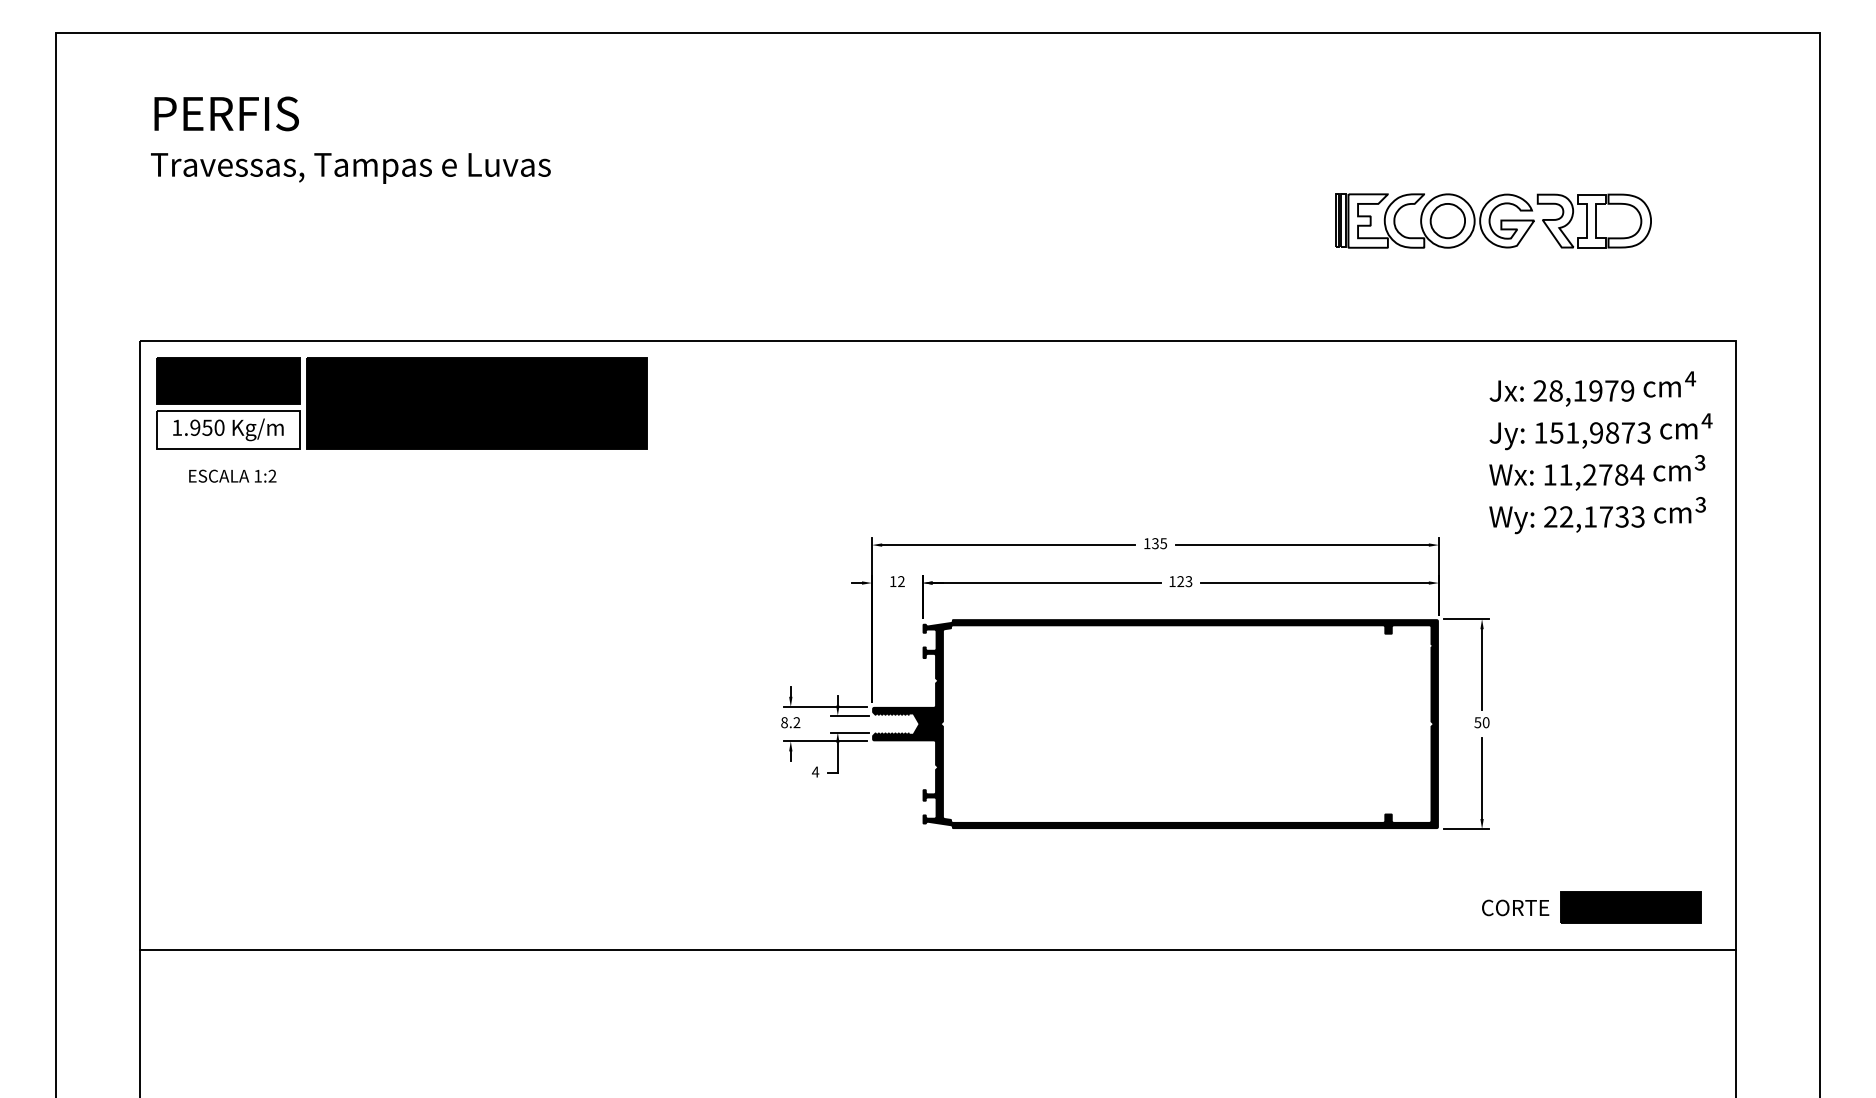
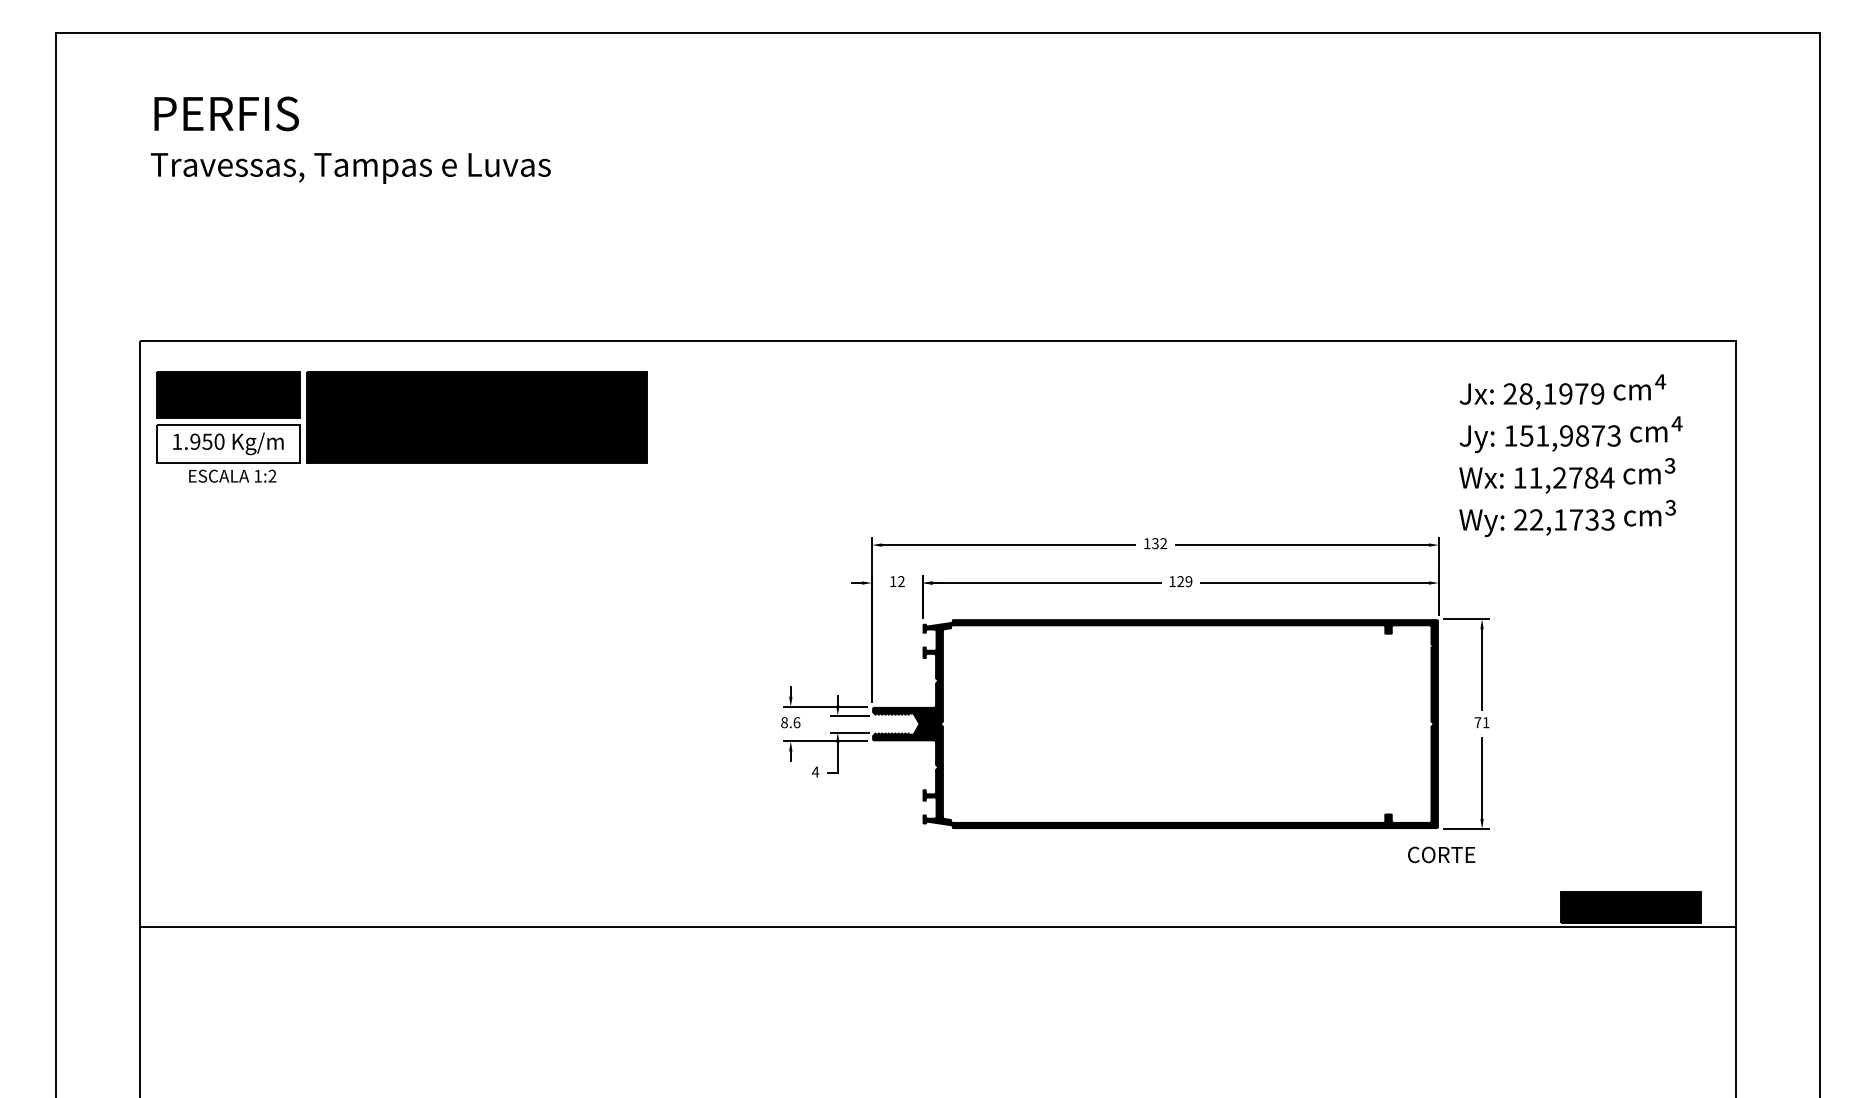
part: present -> none (1493, 220)
part position: (401, 403) -> (401, 417) (401, 417)
text position: (1600, 452) -> (1570, 455) (1570, 455)
text: 135 -> 132 (1163, 543)
text: 123 -> 129 (1188, 581)
text: 8.2 -> 8.6 (796, 722)
text: 50 -> 71 (1481, 722)
text position: (1515, 907) -> (1441, 854) (1441, 854)
line position: (937, 950) -> (937, 927) (937, 927)
